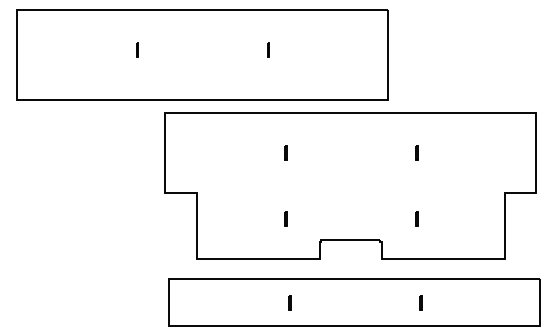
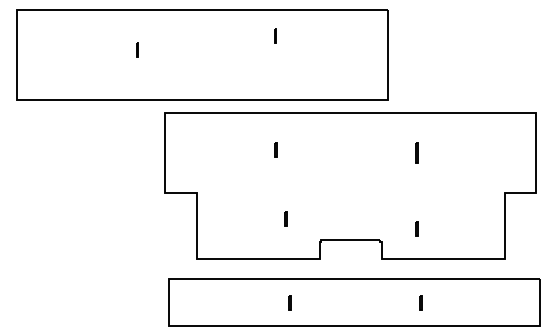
line position: (268, 49) -> (275, 35) (275, 35)
part position: (285, 152) -> (275, 149) (275, 149)
part size: 4x16 px -> 4x22 px (416, 152)
part position: (416, 218) -> (416, 228) (416, 228)
